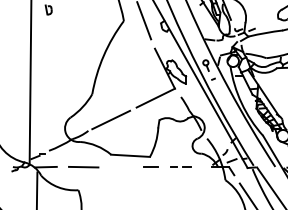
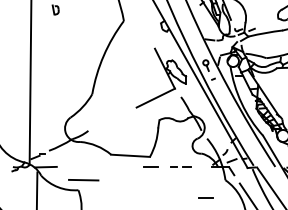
part position: (48, 9) -> (55, 9) (55, 9)
line: present -> none (144, 20)
line: present -> none (111, 119)
line position: (83, 167) -> (83, 180) (83, 180)
line: none -> present (205, 197)
